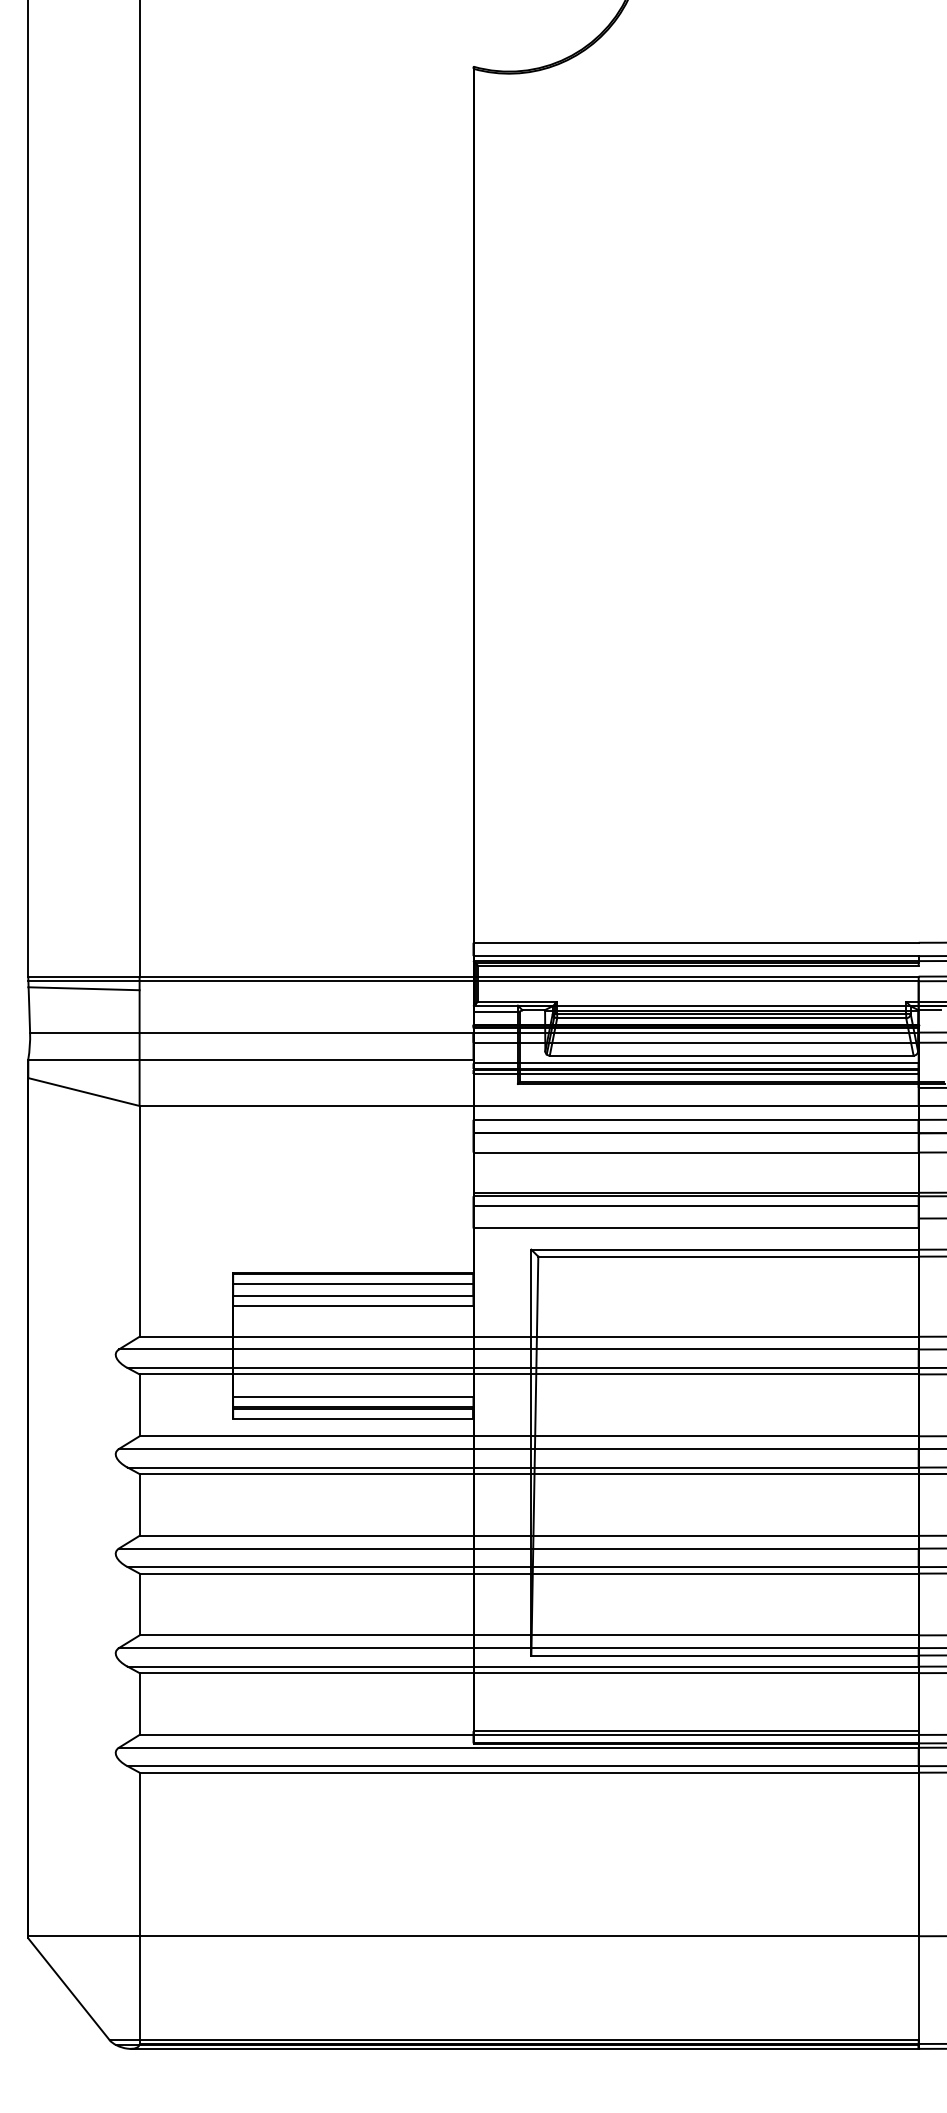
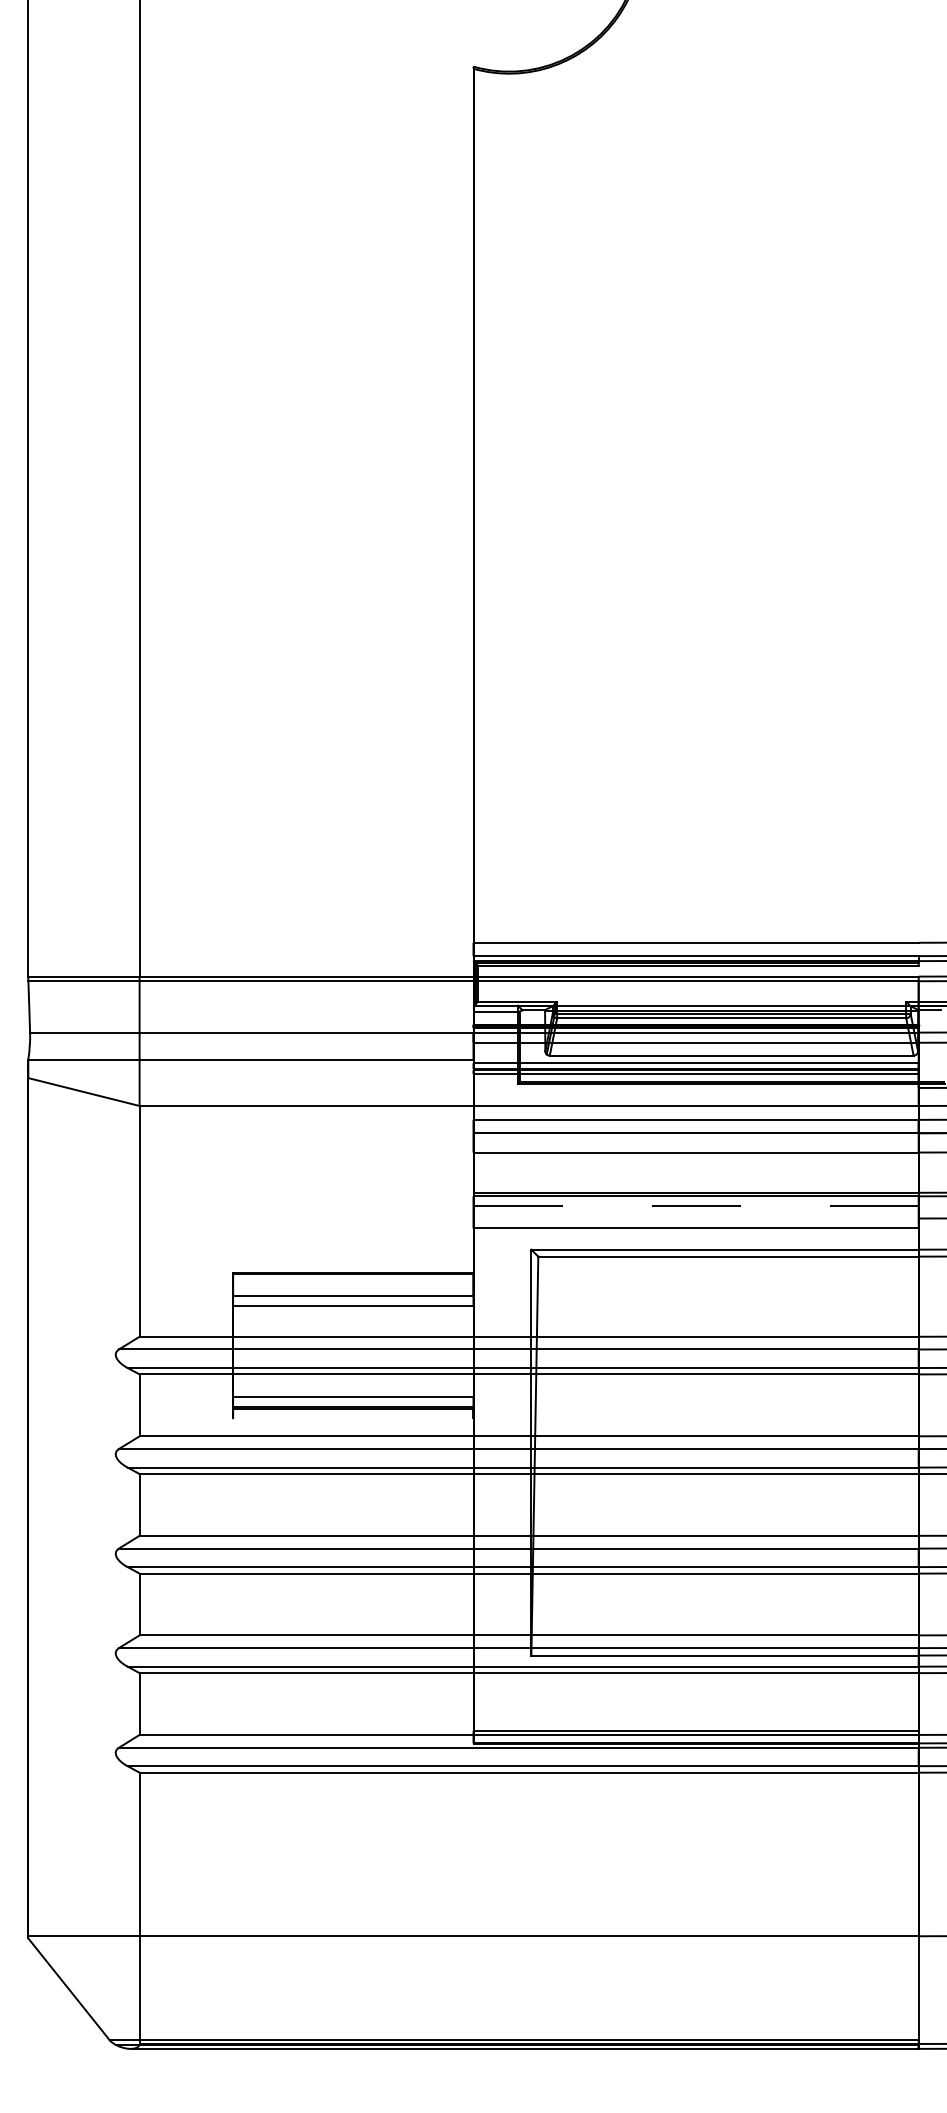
line: present -> none (83, 988)
line: solid -> dashed (696, 1206)
line: present -> none (353, 1284)
line: present -> none (353, 1418)
